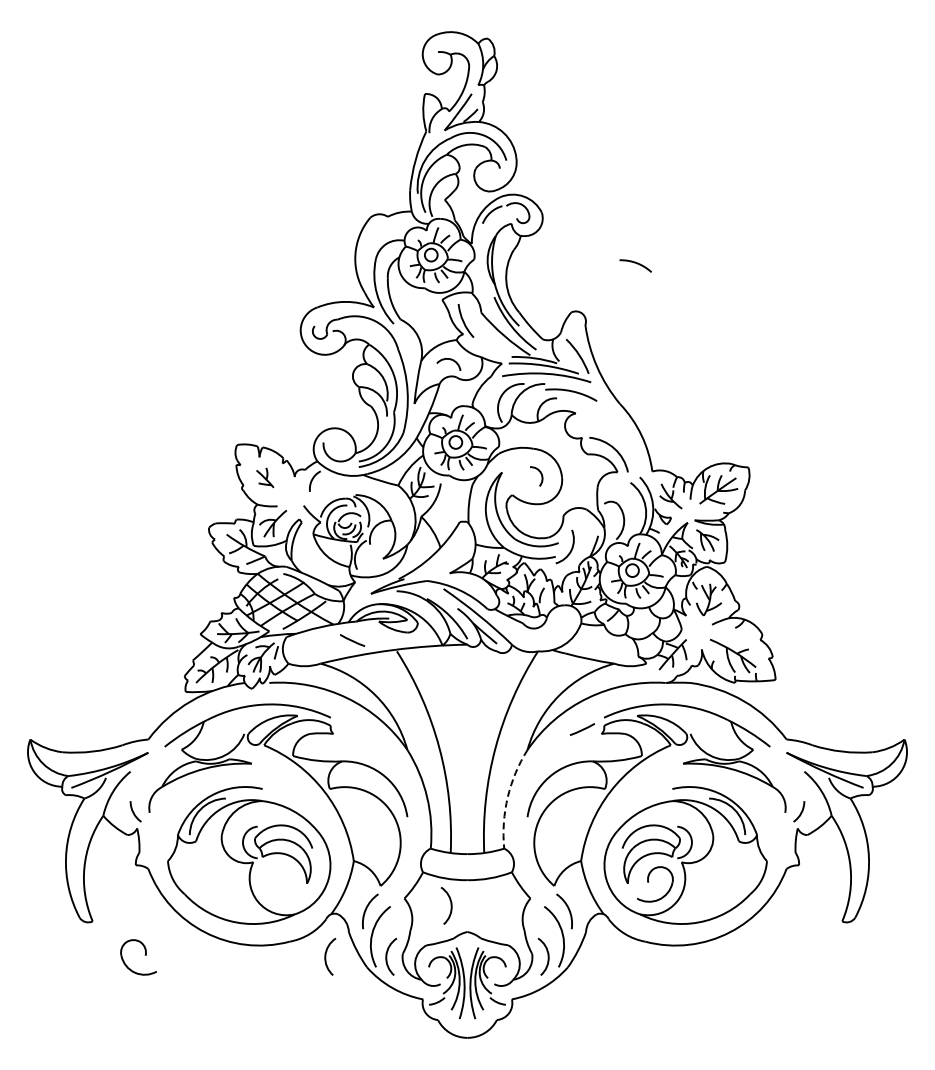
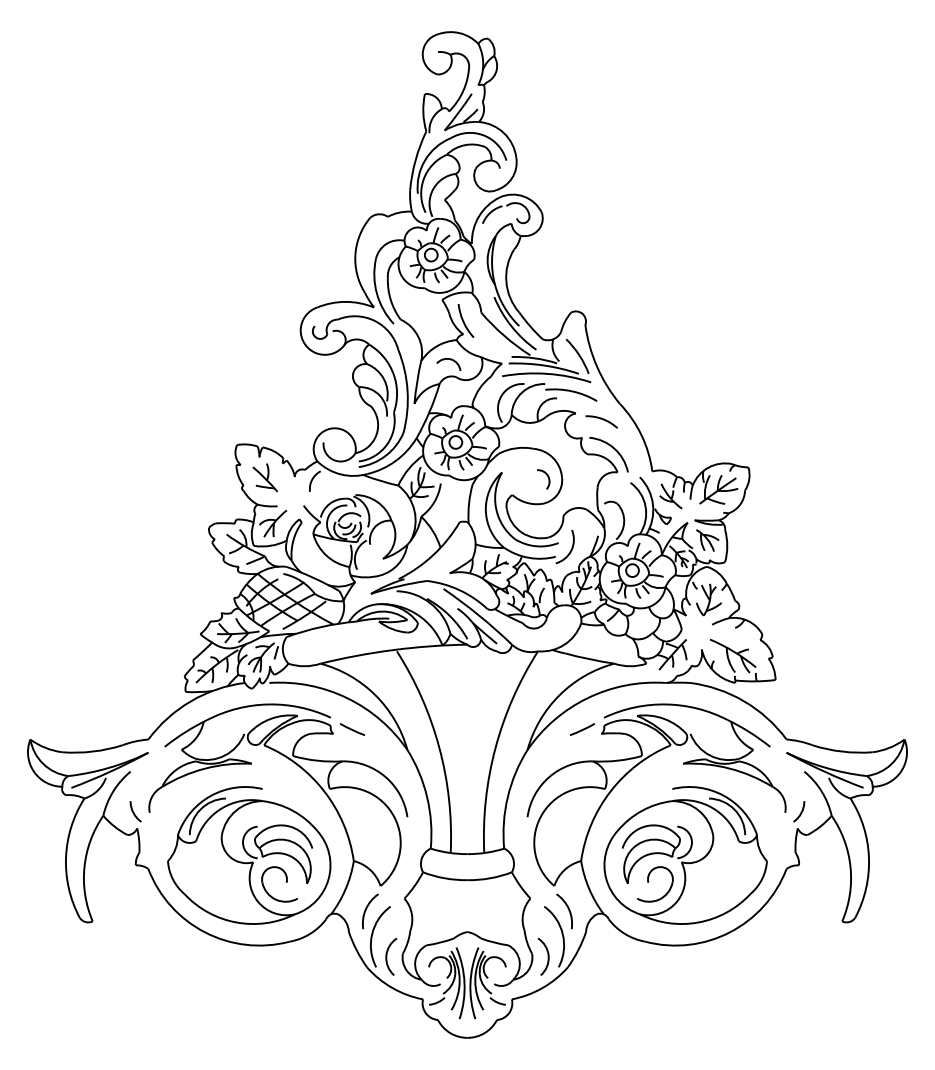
arc position: (635, 263) -> (601, 419) (601, 419)
arc position: (540, 474) -> (547, 477) (547, 477)
part size: 19x21 px -> 26x30 px (264, 477)
line position: (352, 640) -> (352, 729) (352, 729)
arc: dashed -> solid (507, 797)
arc: present -> none (450, 905)
part position: (144, 955) -> (285, 882) (285, 882)
arc: present -> none (326, 956)
